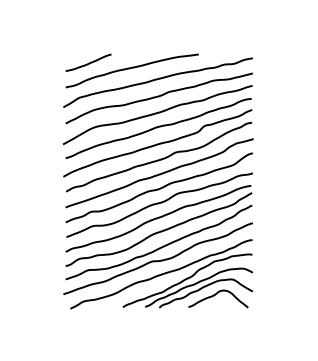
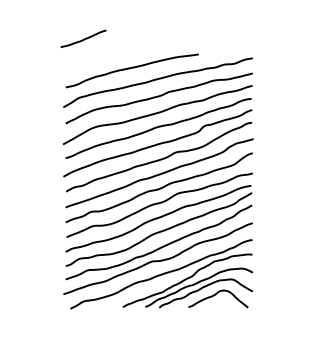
curve position: (88, 62) -> (83, 38) (83, 38)
